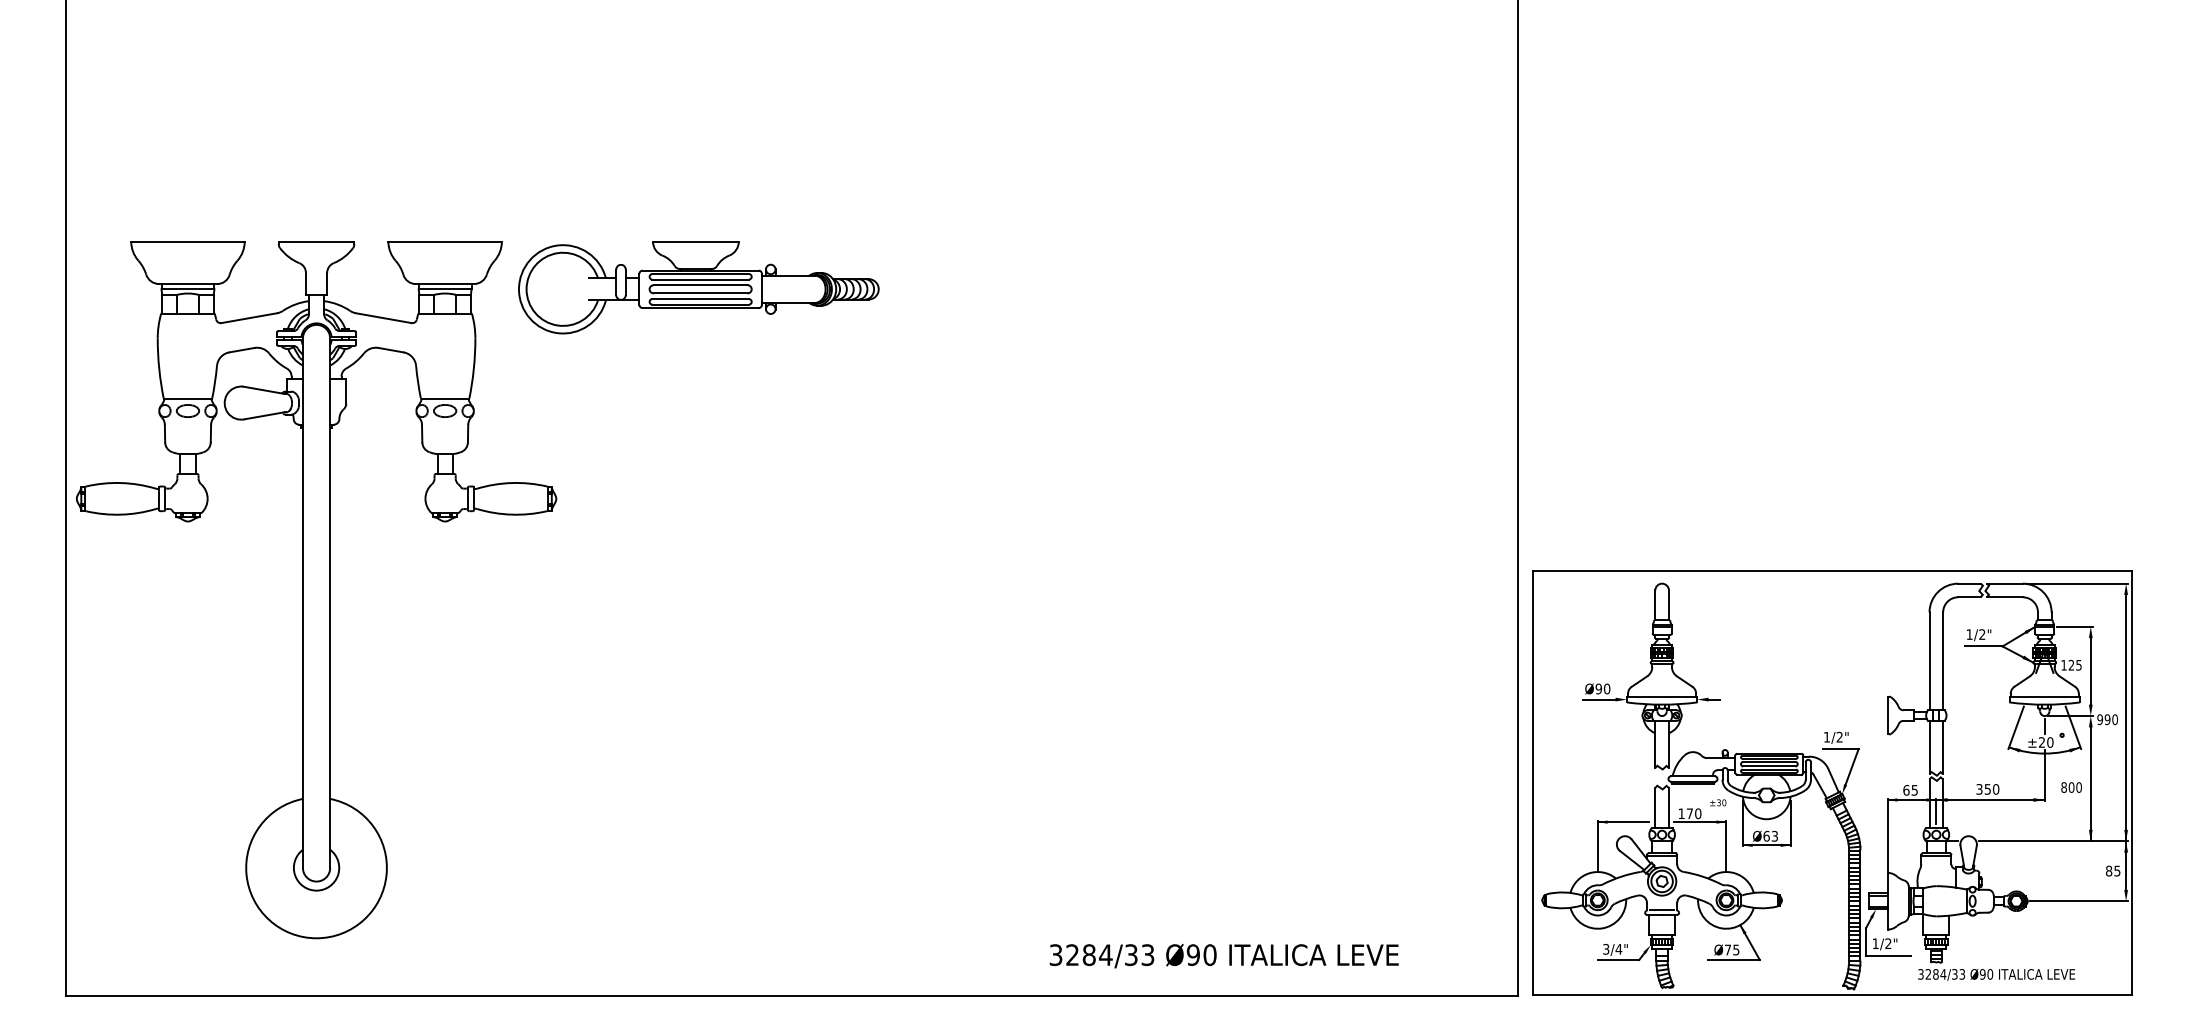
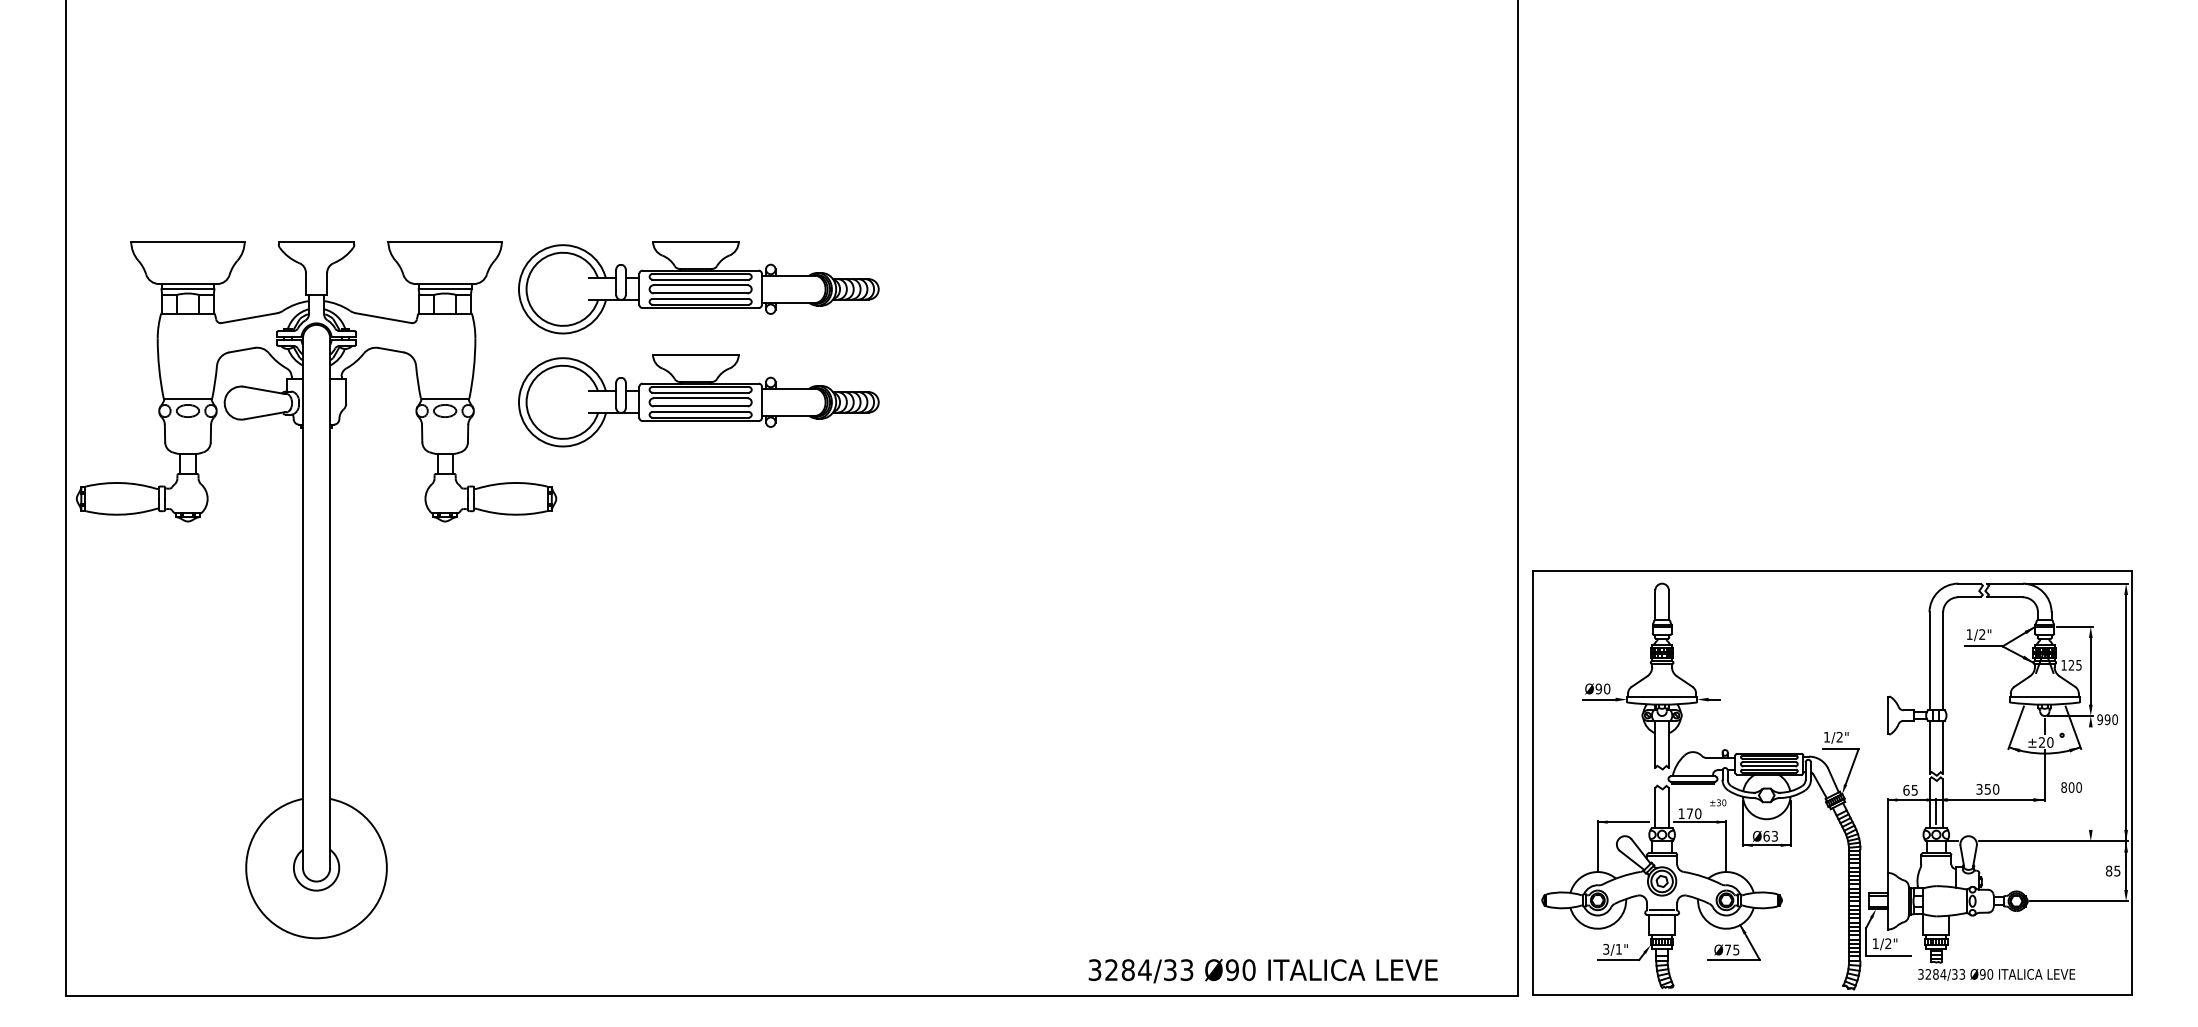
part: none -> present (698, 400)
line: present -> none (2090, 784)
text: 3/4" -> 3/1" (1618, 949)
text position: (1223, 955) -> (1262, 970) (1262, 970)
